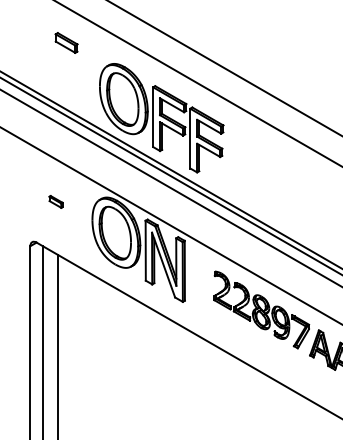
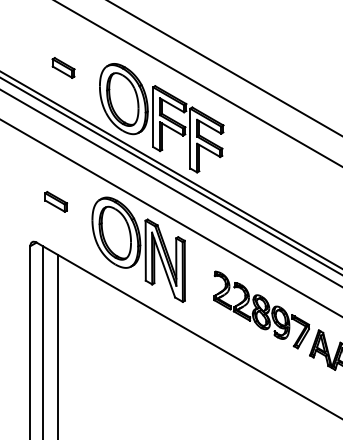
part position: (66, 42) -> (63, 67) (63, 67)
part size: 16x14 px -> 24x22 px (55, 201)
line position: (170, 225) -> (170, 217) (170, 217)
